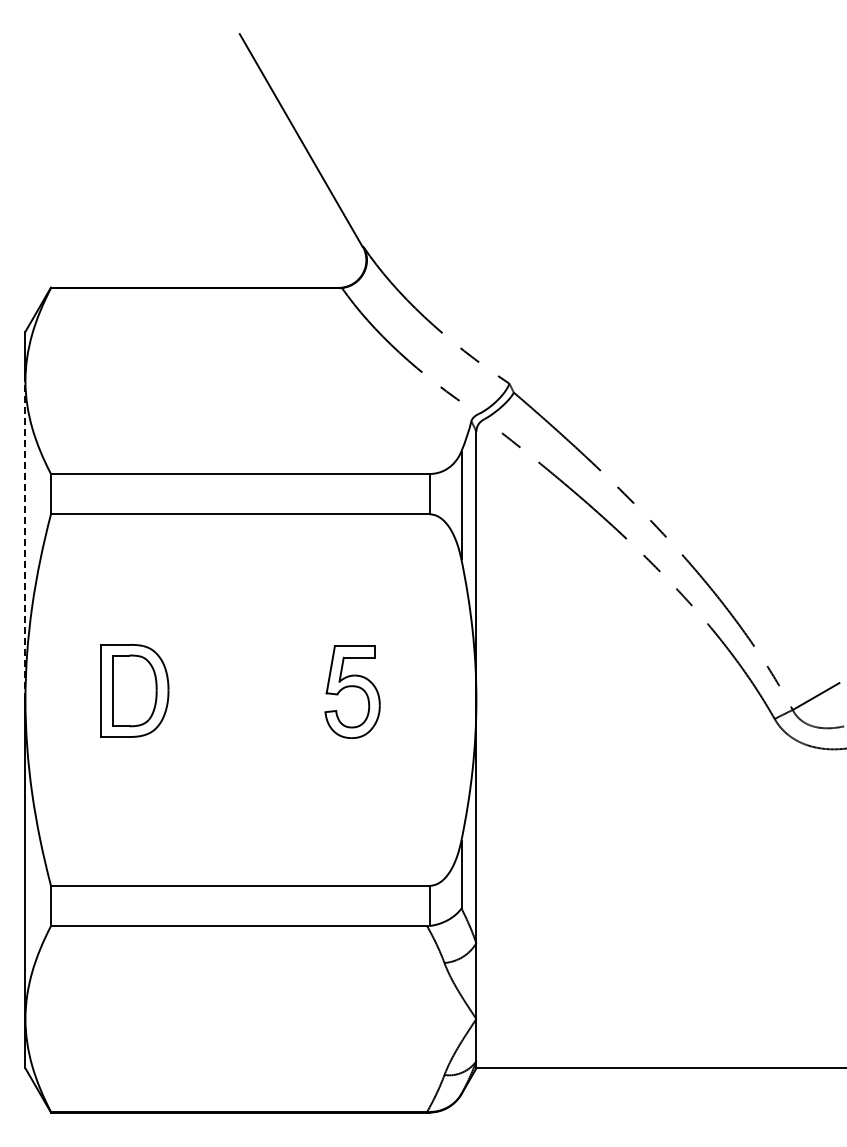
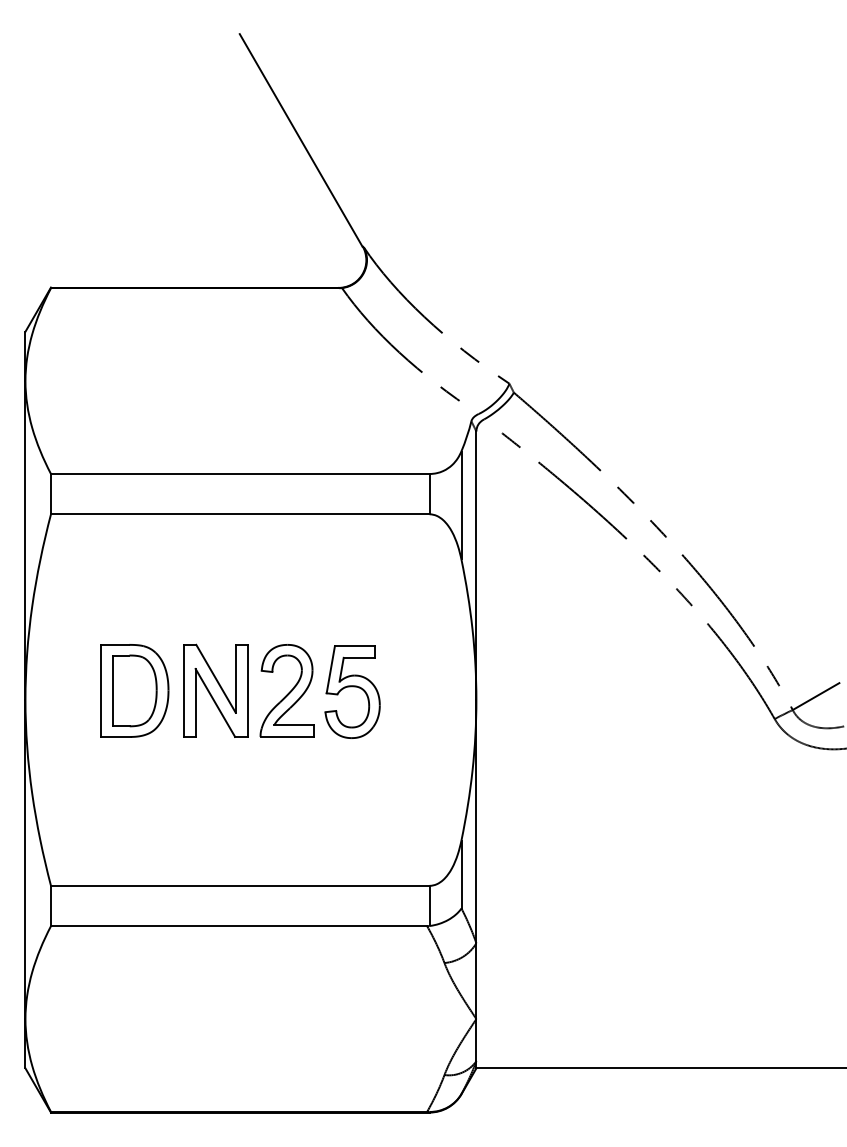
line: dashed -> solid (25, 540)
part: none -> present (215, 690)
part: none -> present (286, 690)
